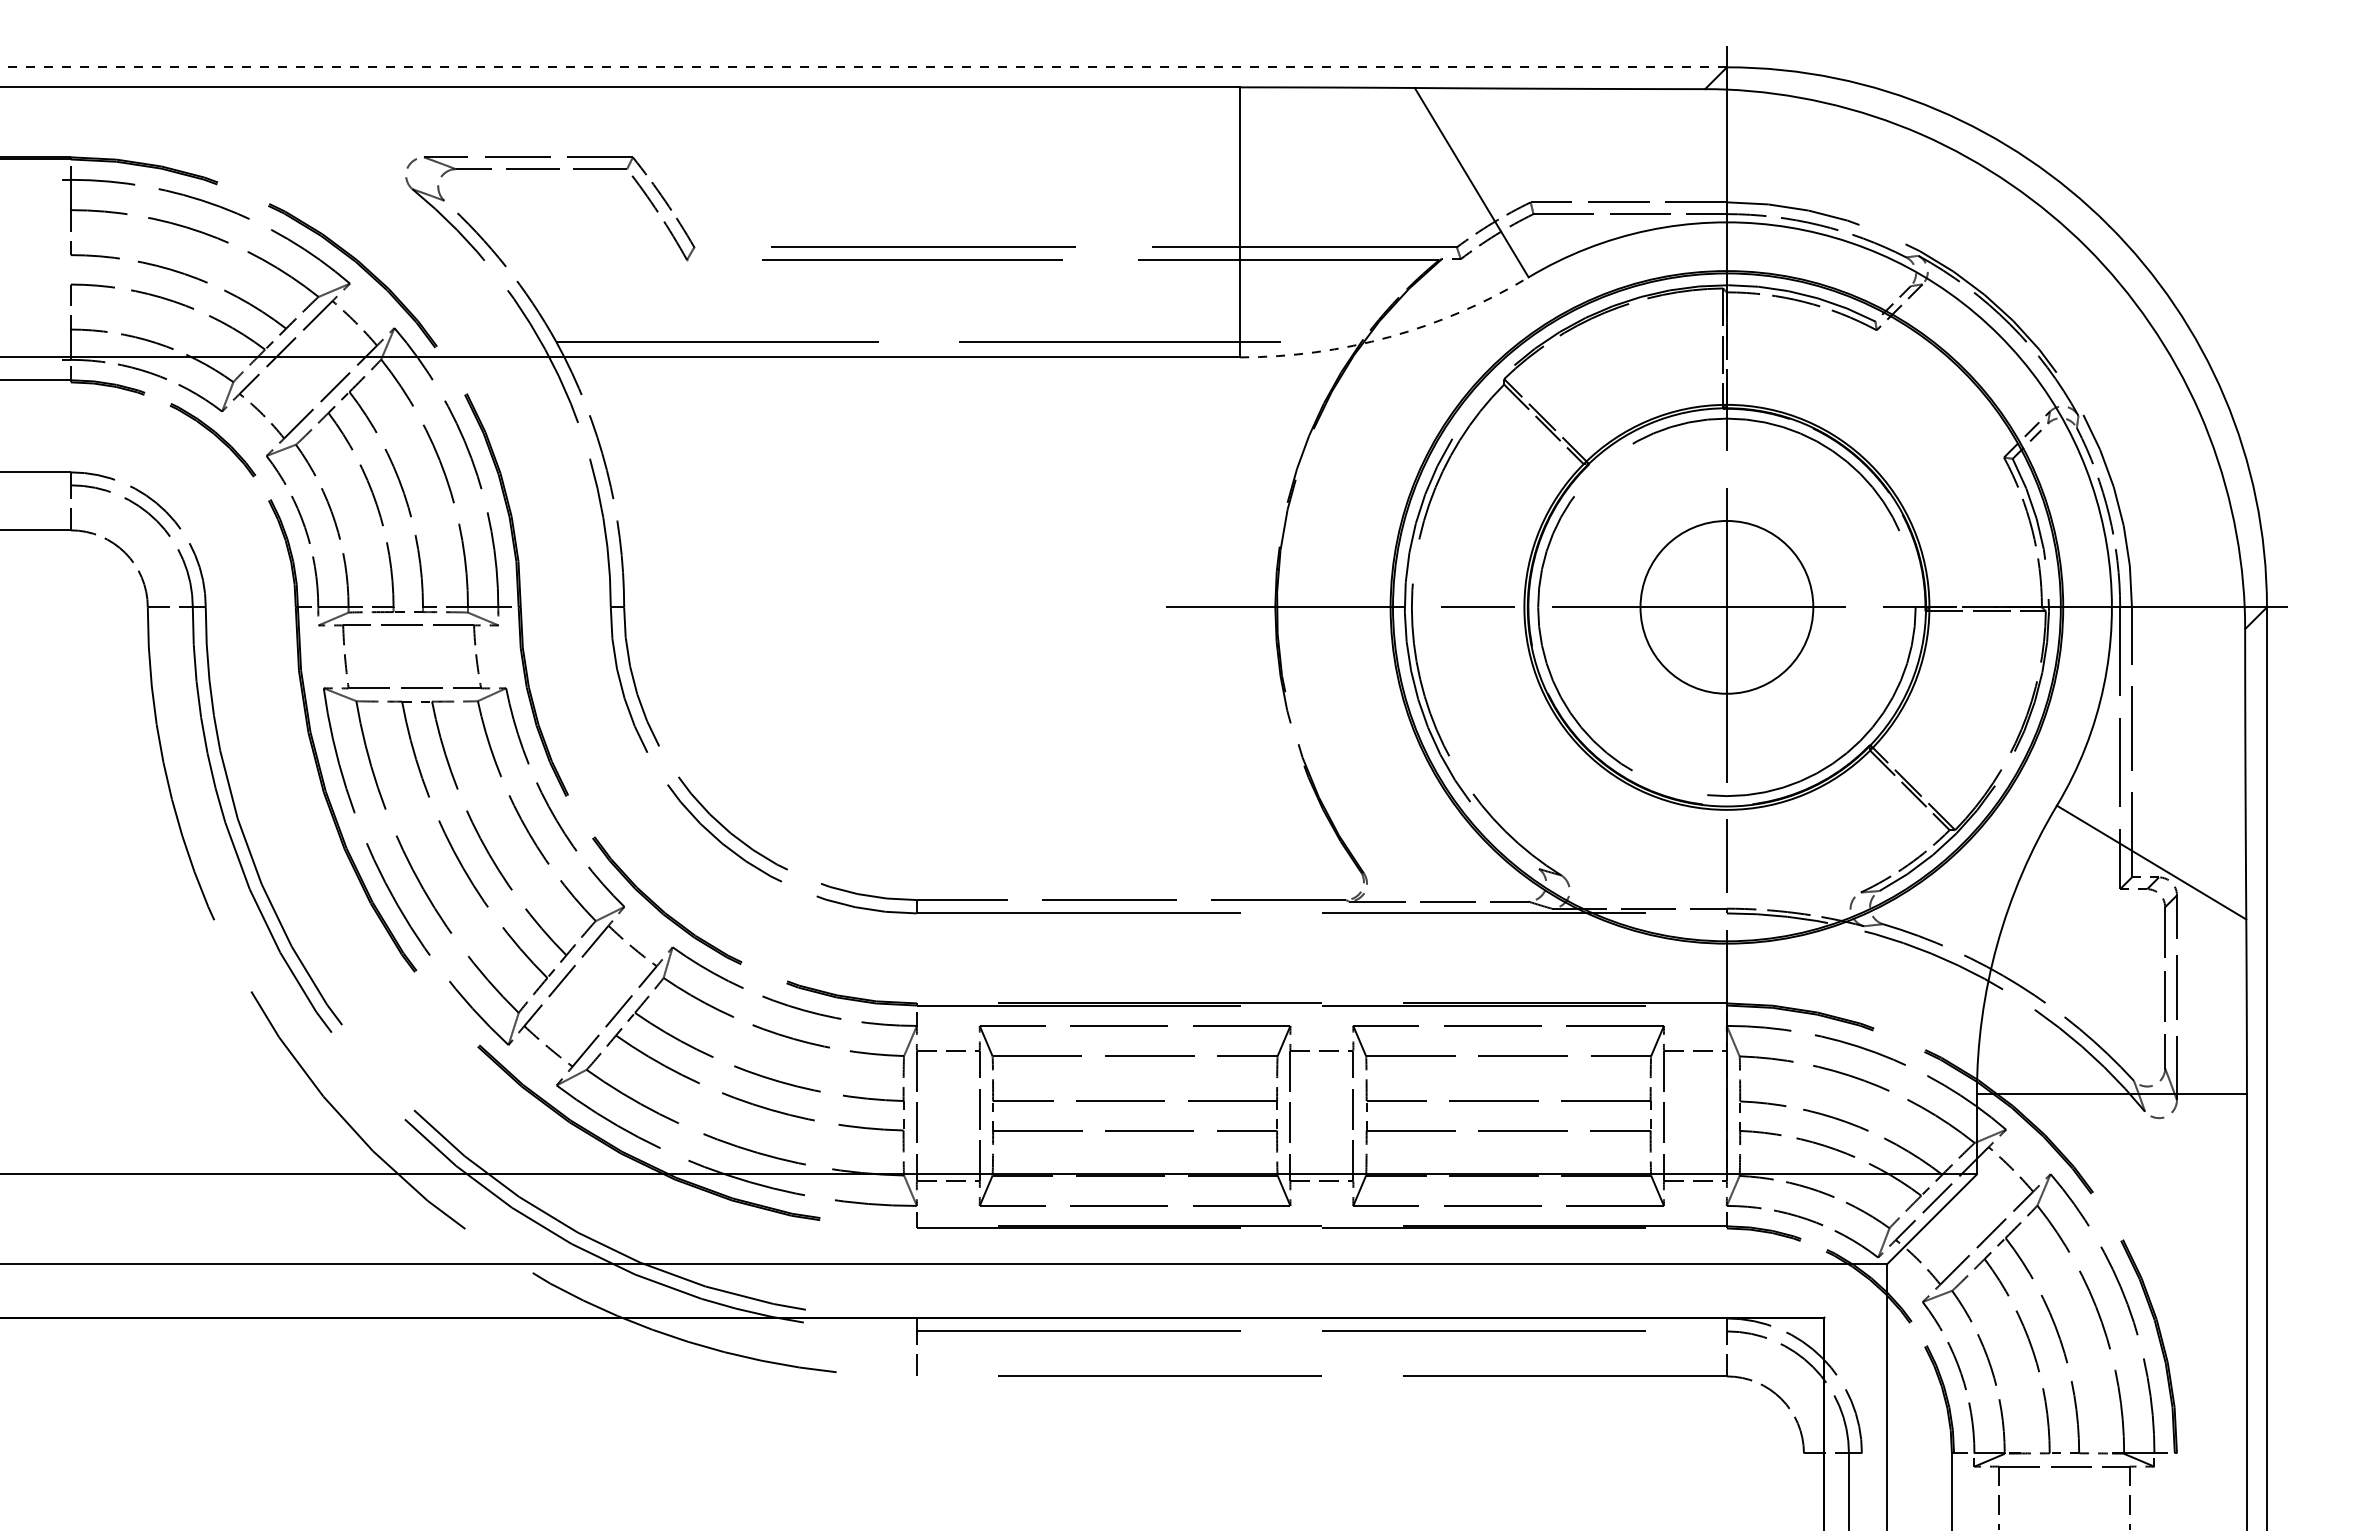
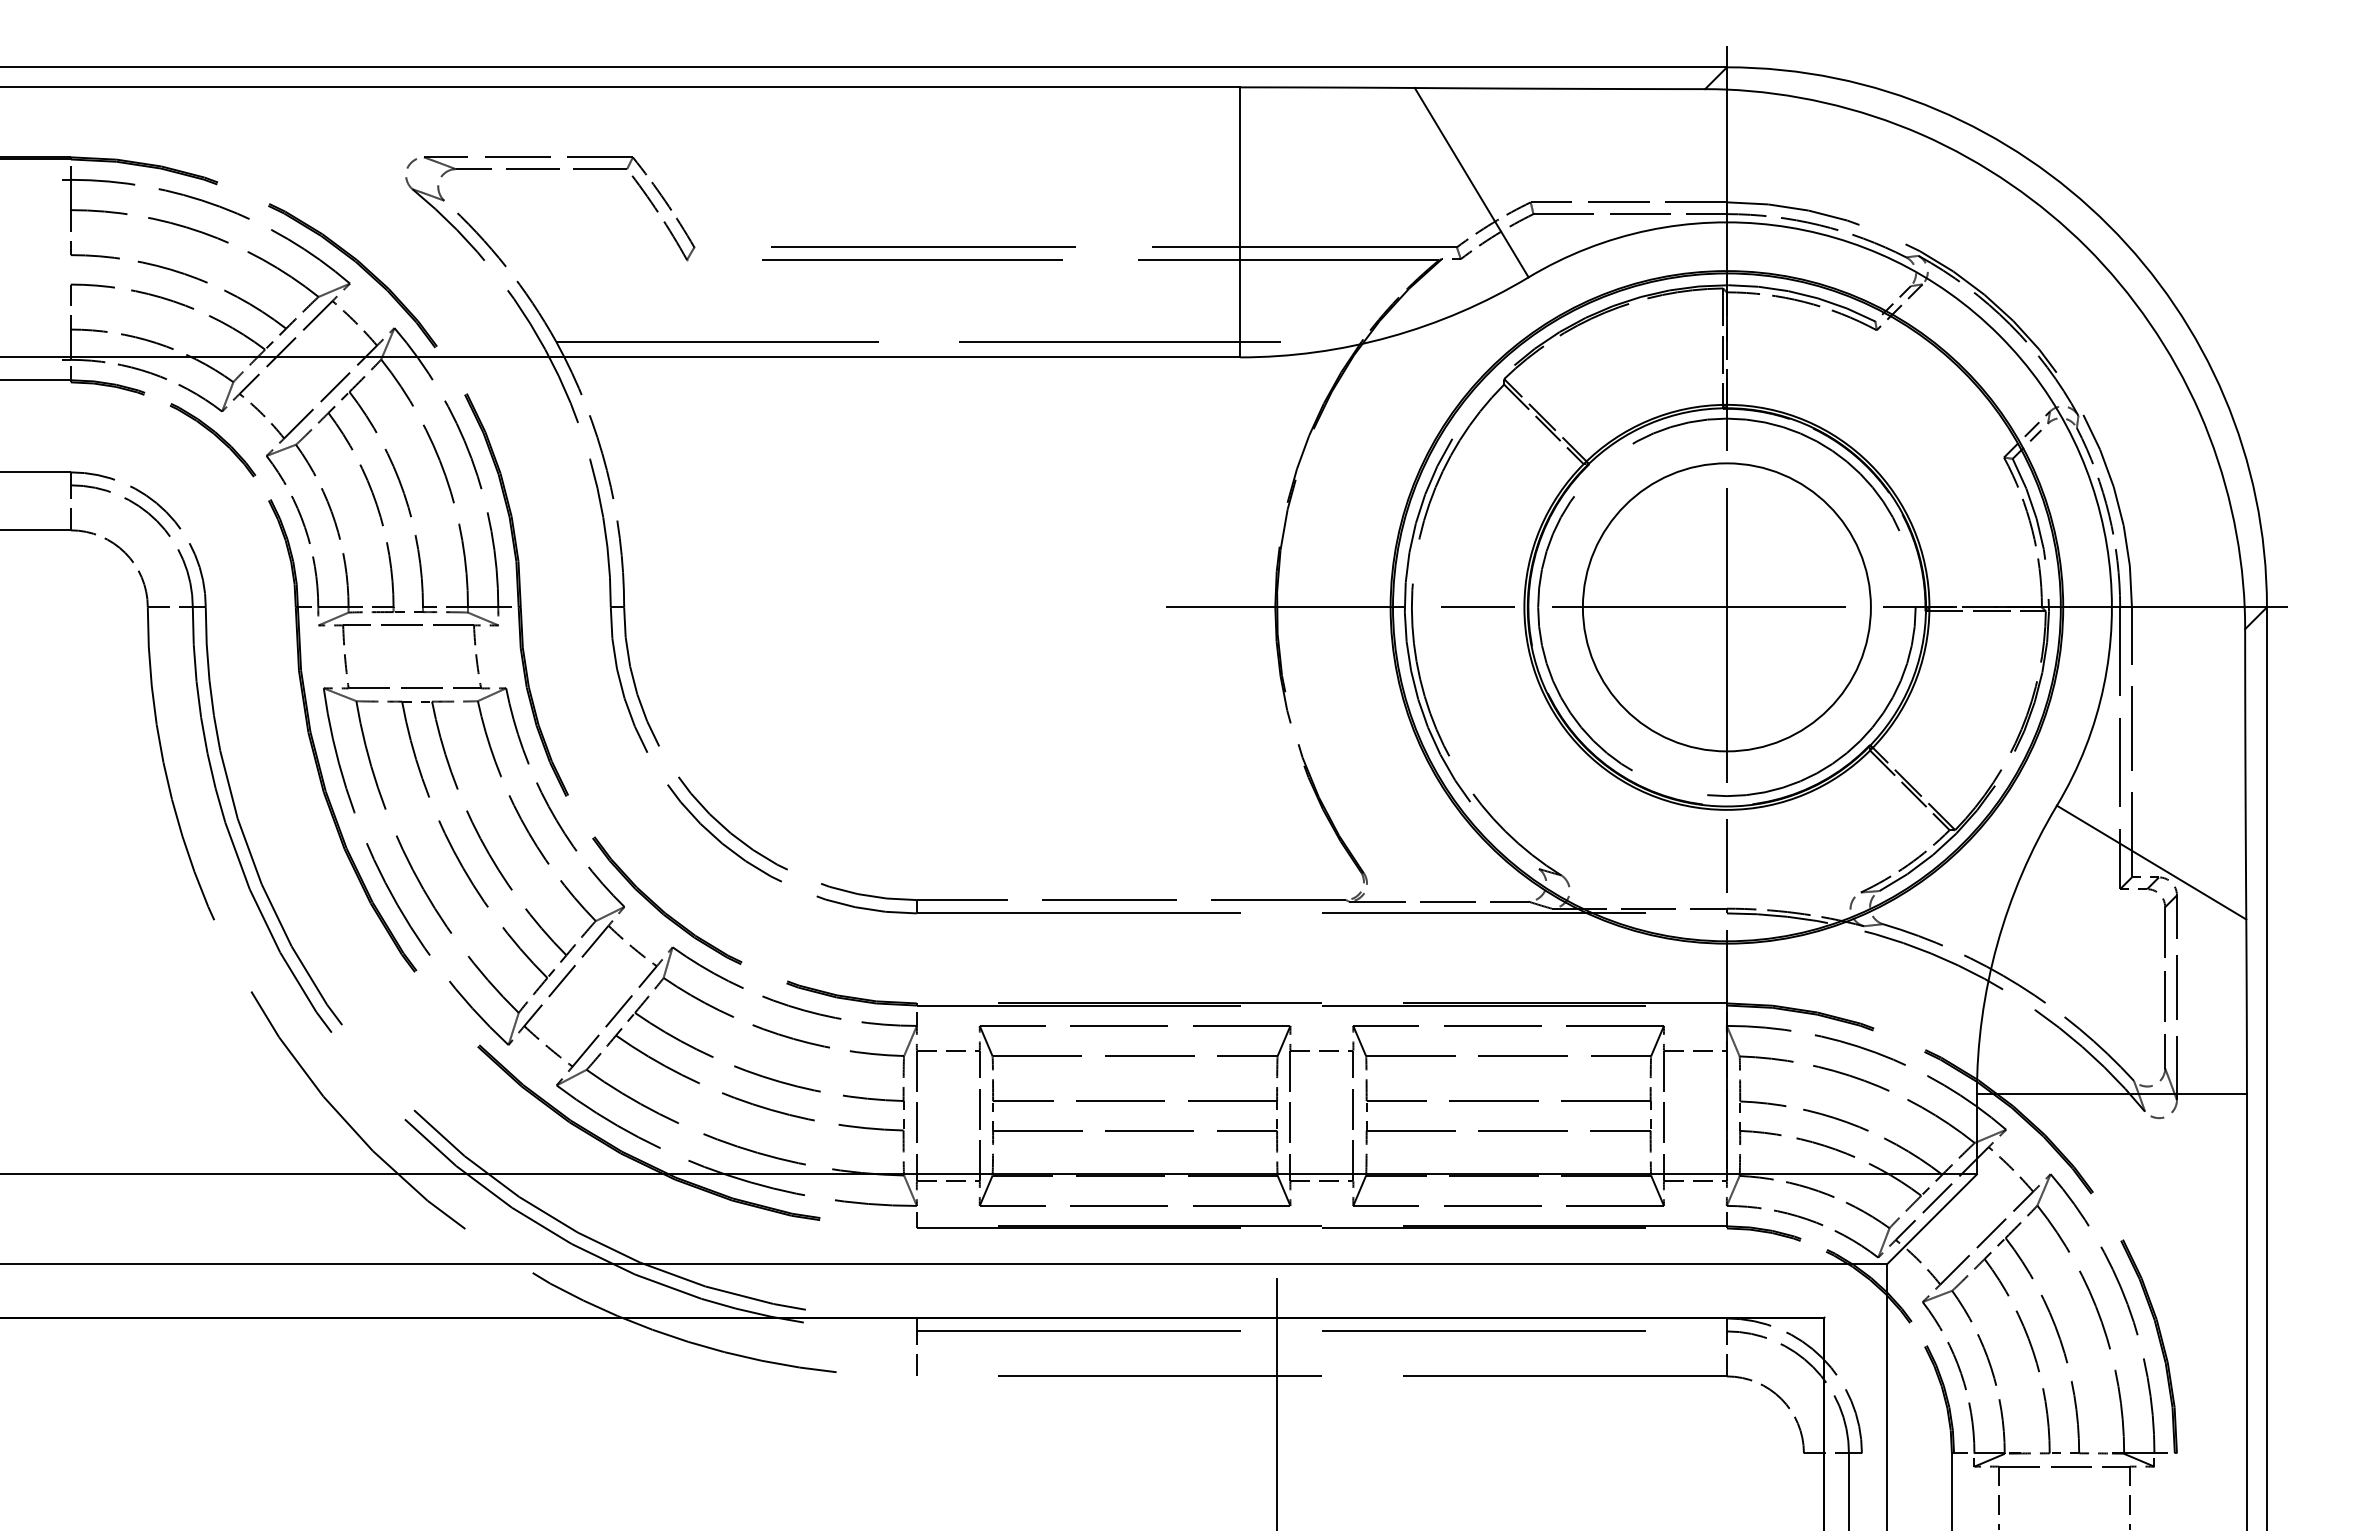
line: dashed -> solid (863, 67)
arc: dashed -> solid (1389, 337)
circle diameter: 173 px -> 288 px (1726, 607)
line: none -> present (1276, 1402)
